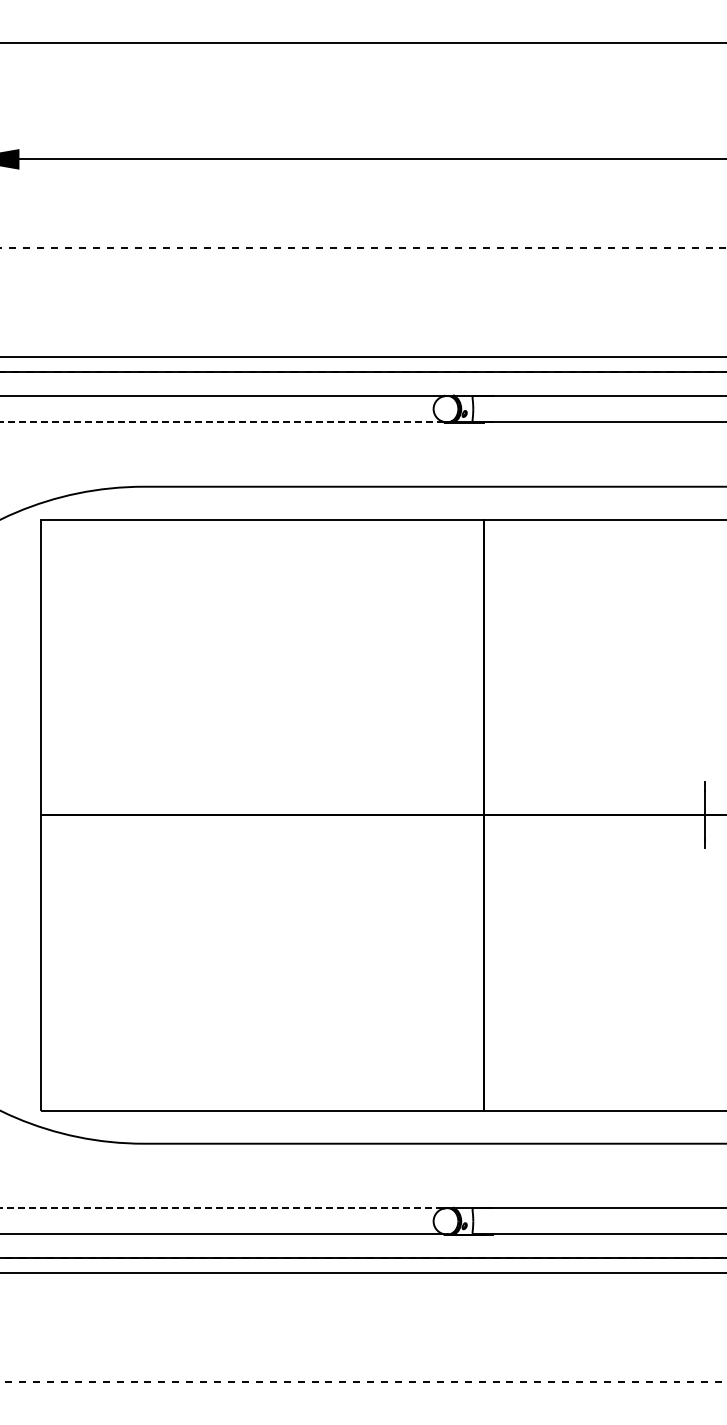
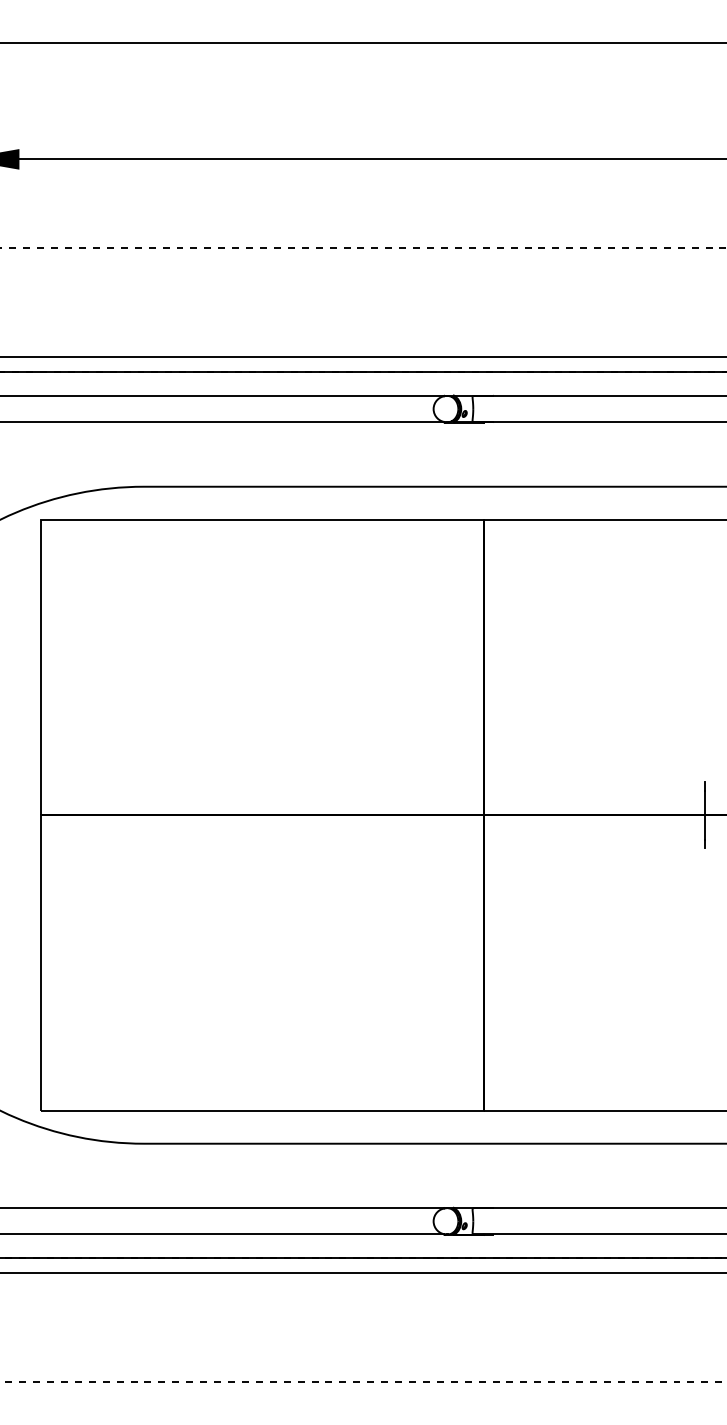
line: dashed -> solid (222, 422)
line: dashed -> solid (222, 1208)
